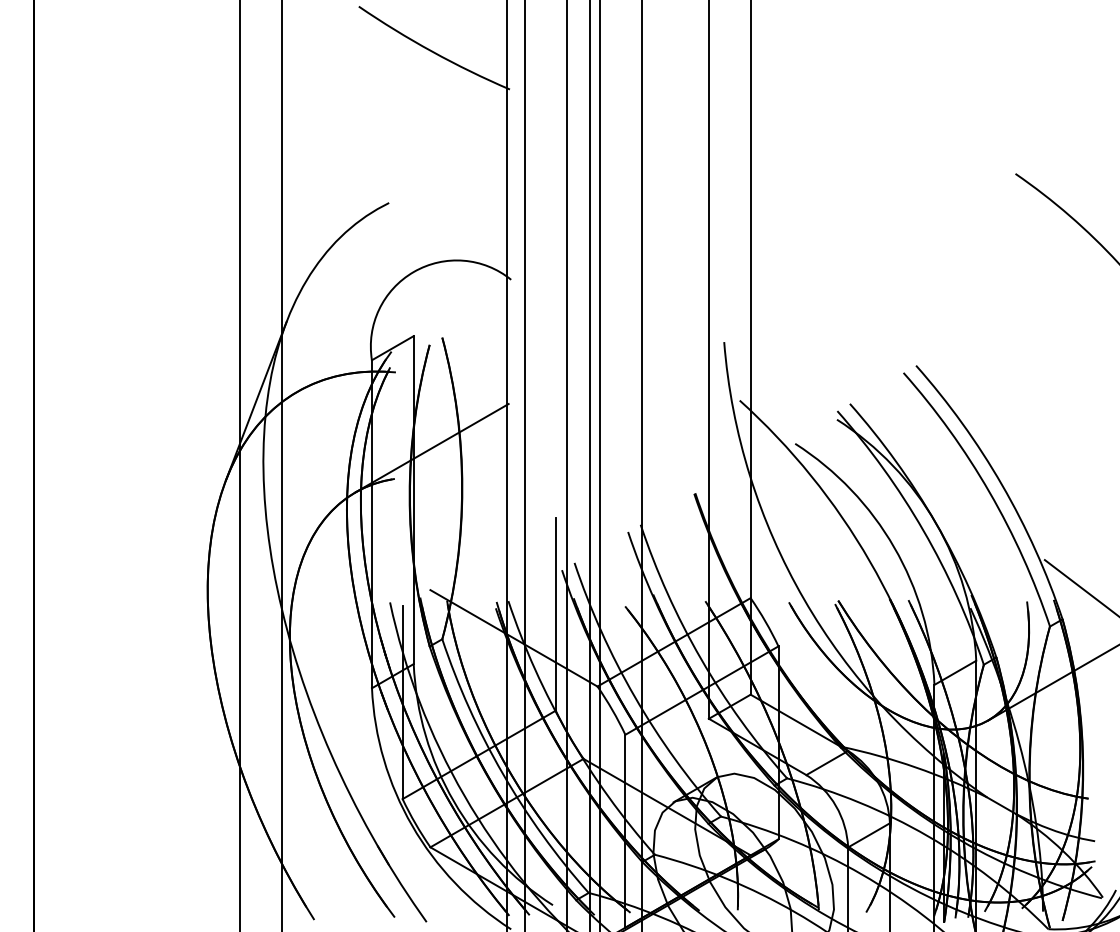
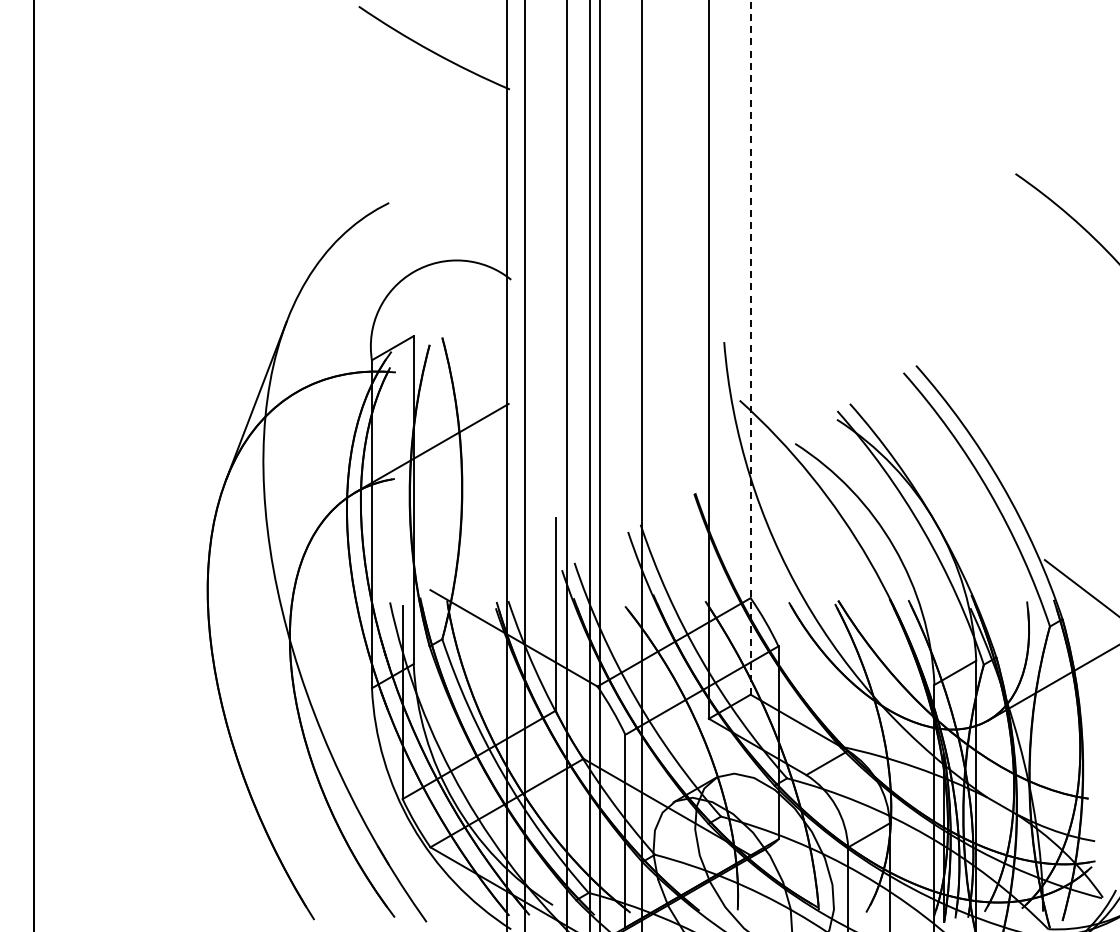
line: solid -> dashed (750, 347)
line: present -> none (240, 465)
line: present -> none (282, 465)
